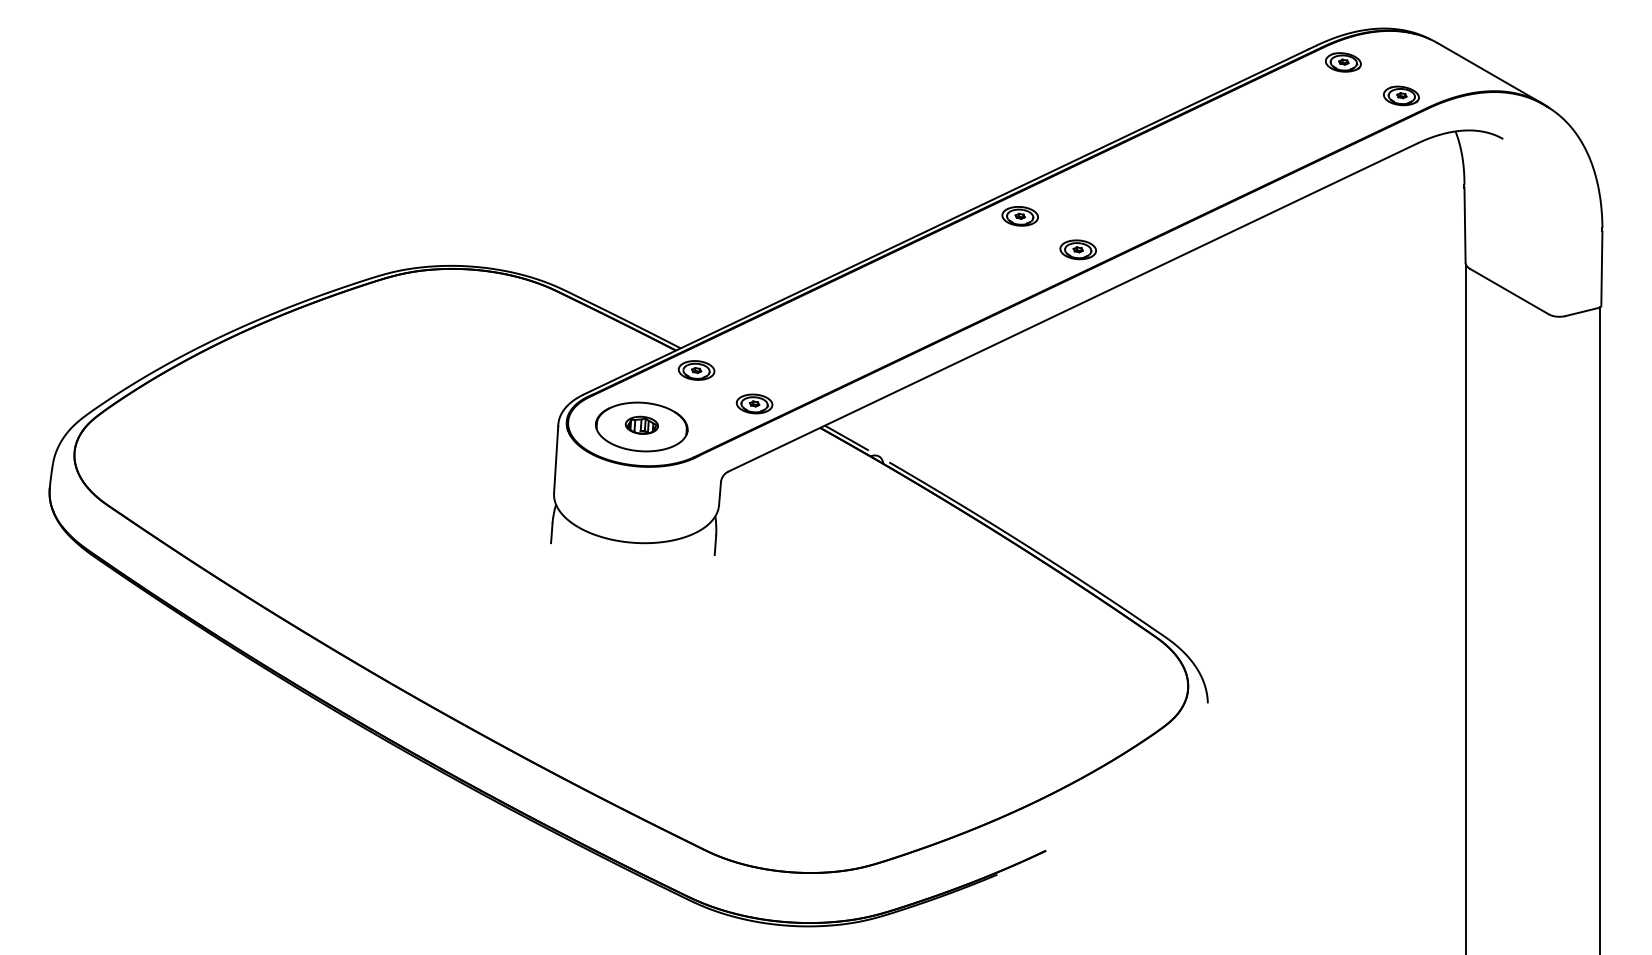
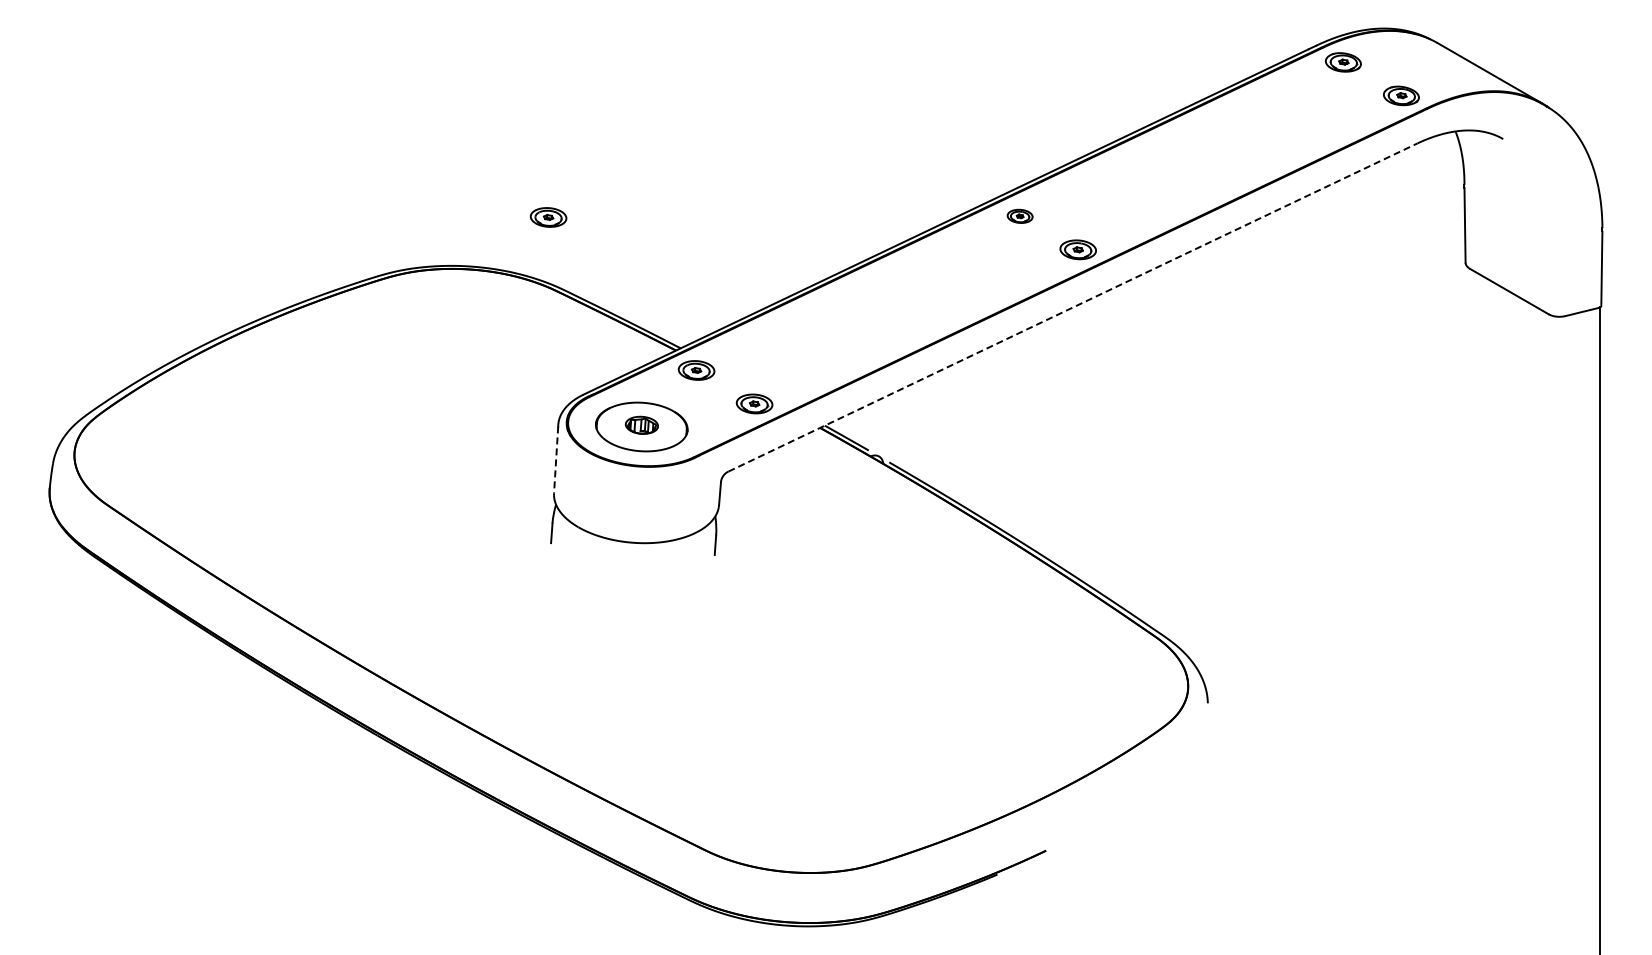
part size: 38x21 px -> 28x16 px (1019, 215)
part: none -> present (548, 217)
line: solid -> dashed (1072, 307)
line: solid -> dashed (556, 460)
line: present -> none (1466, 608)
